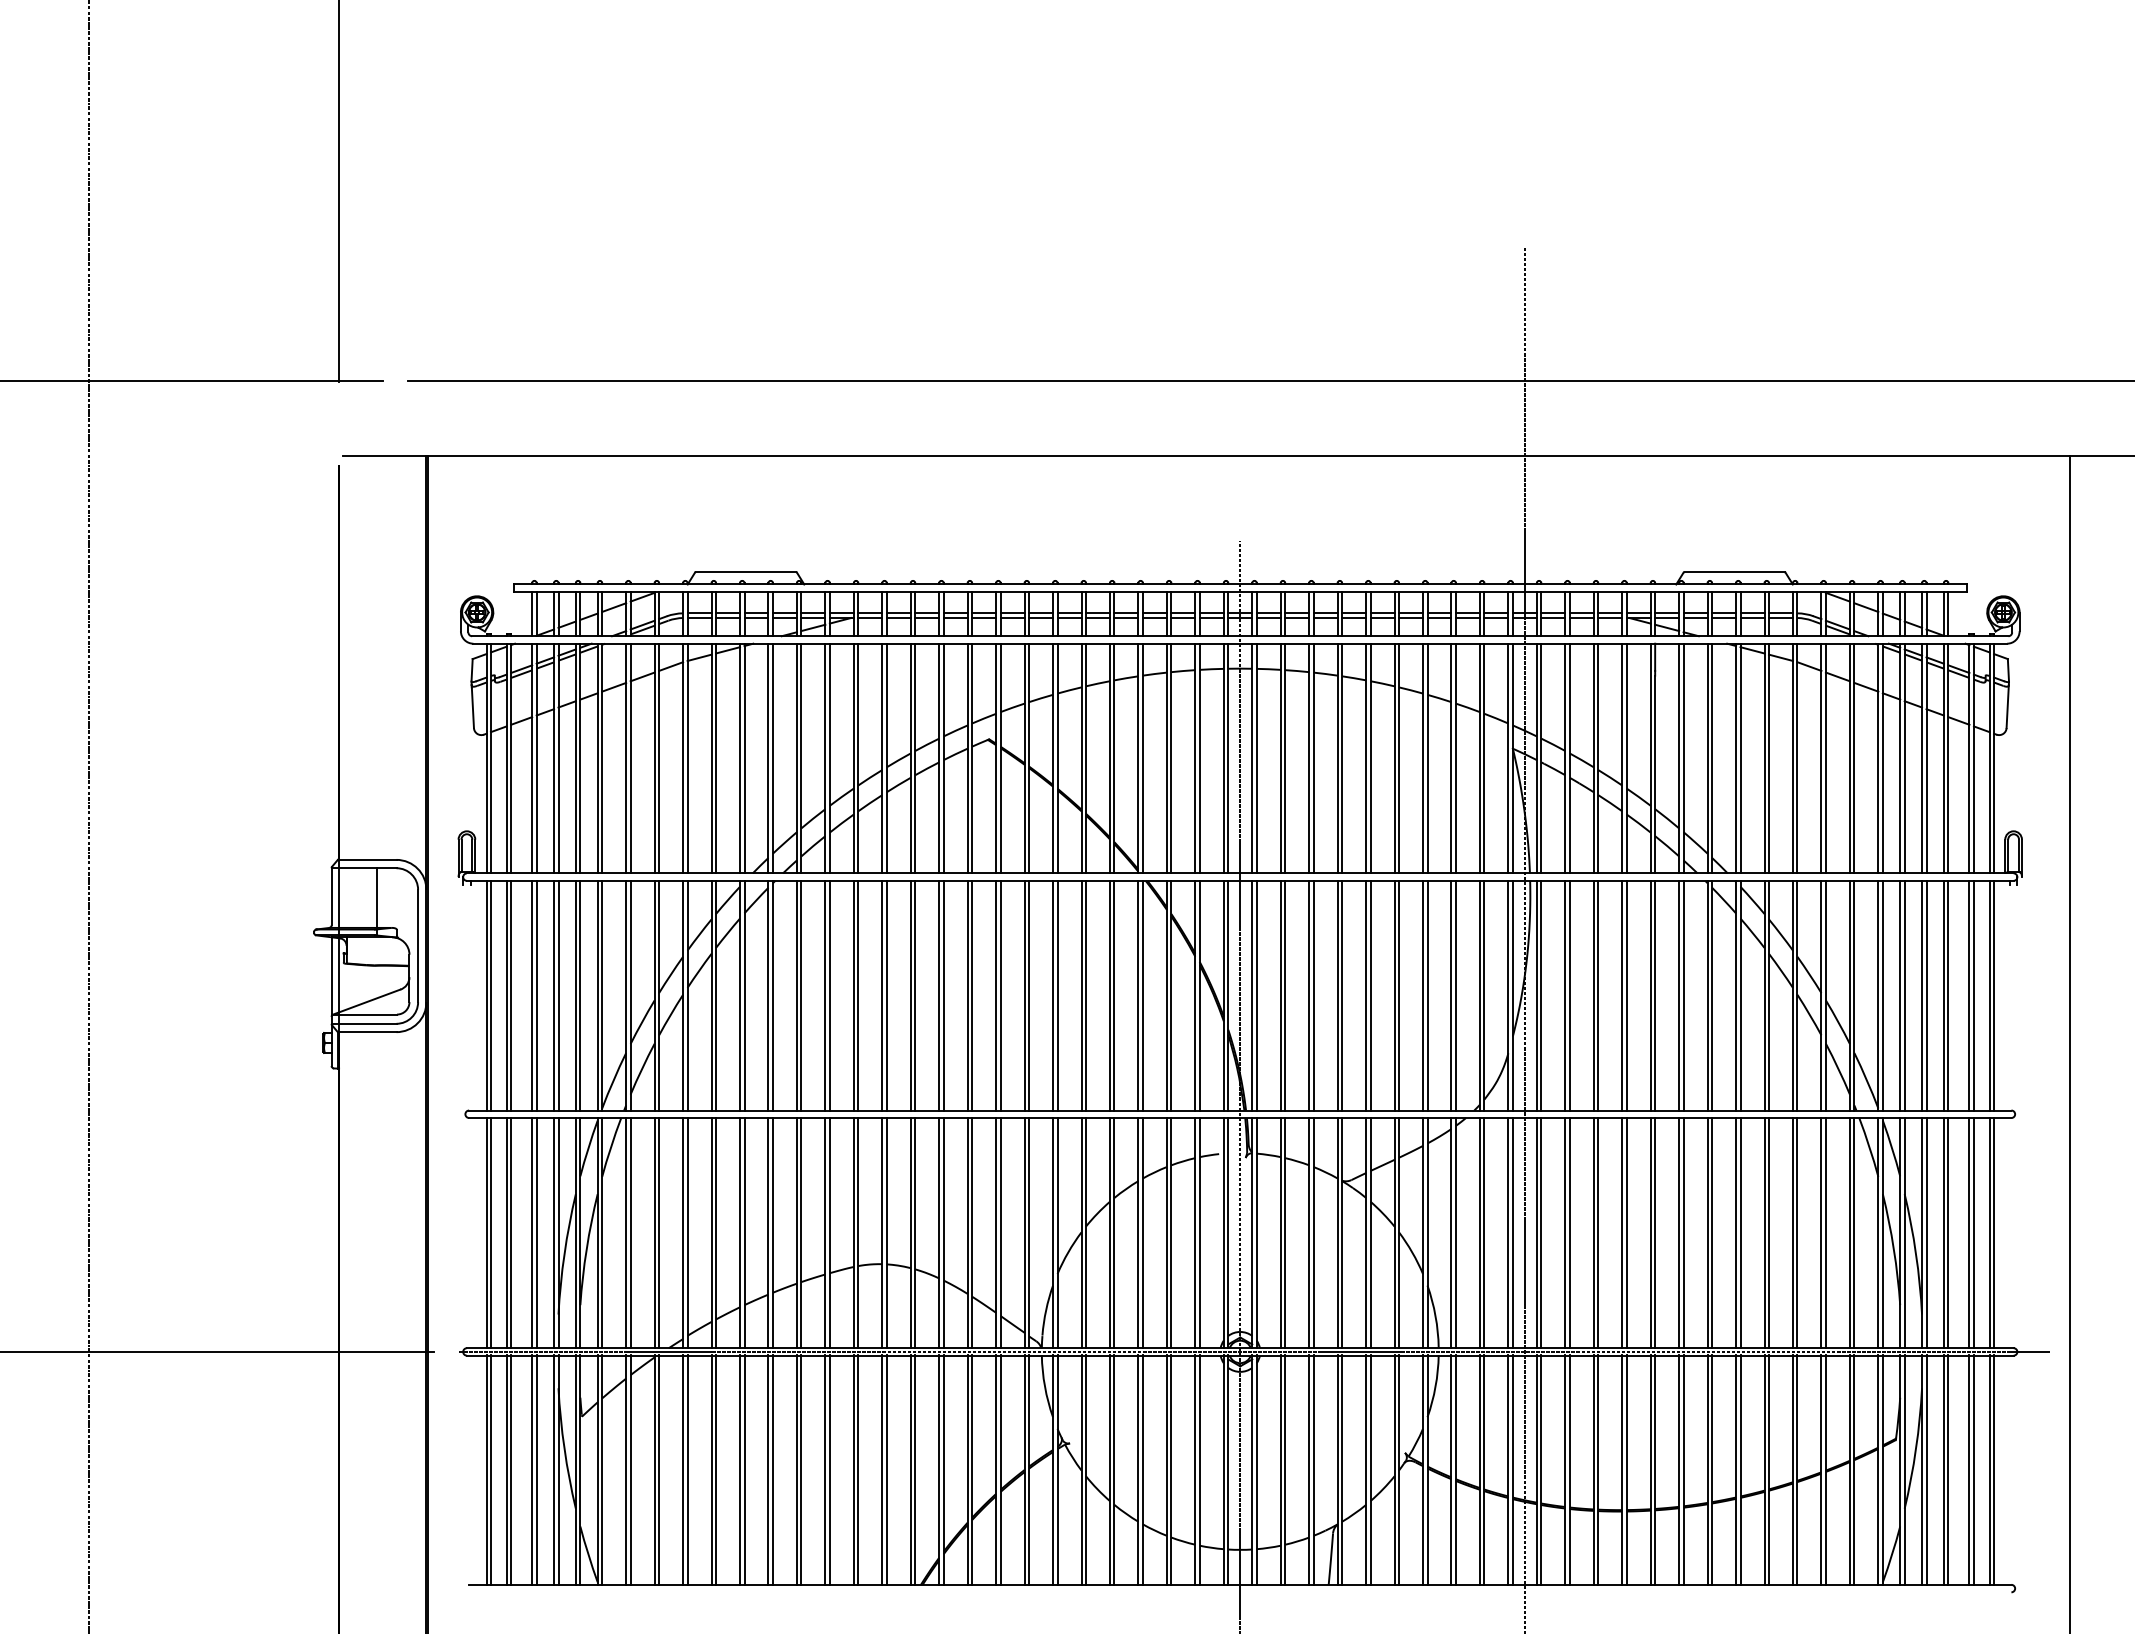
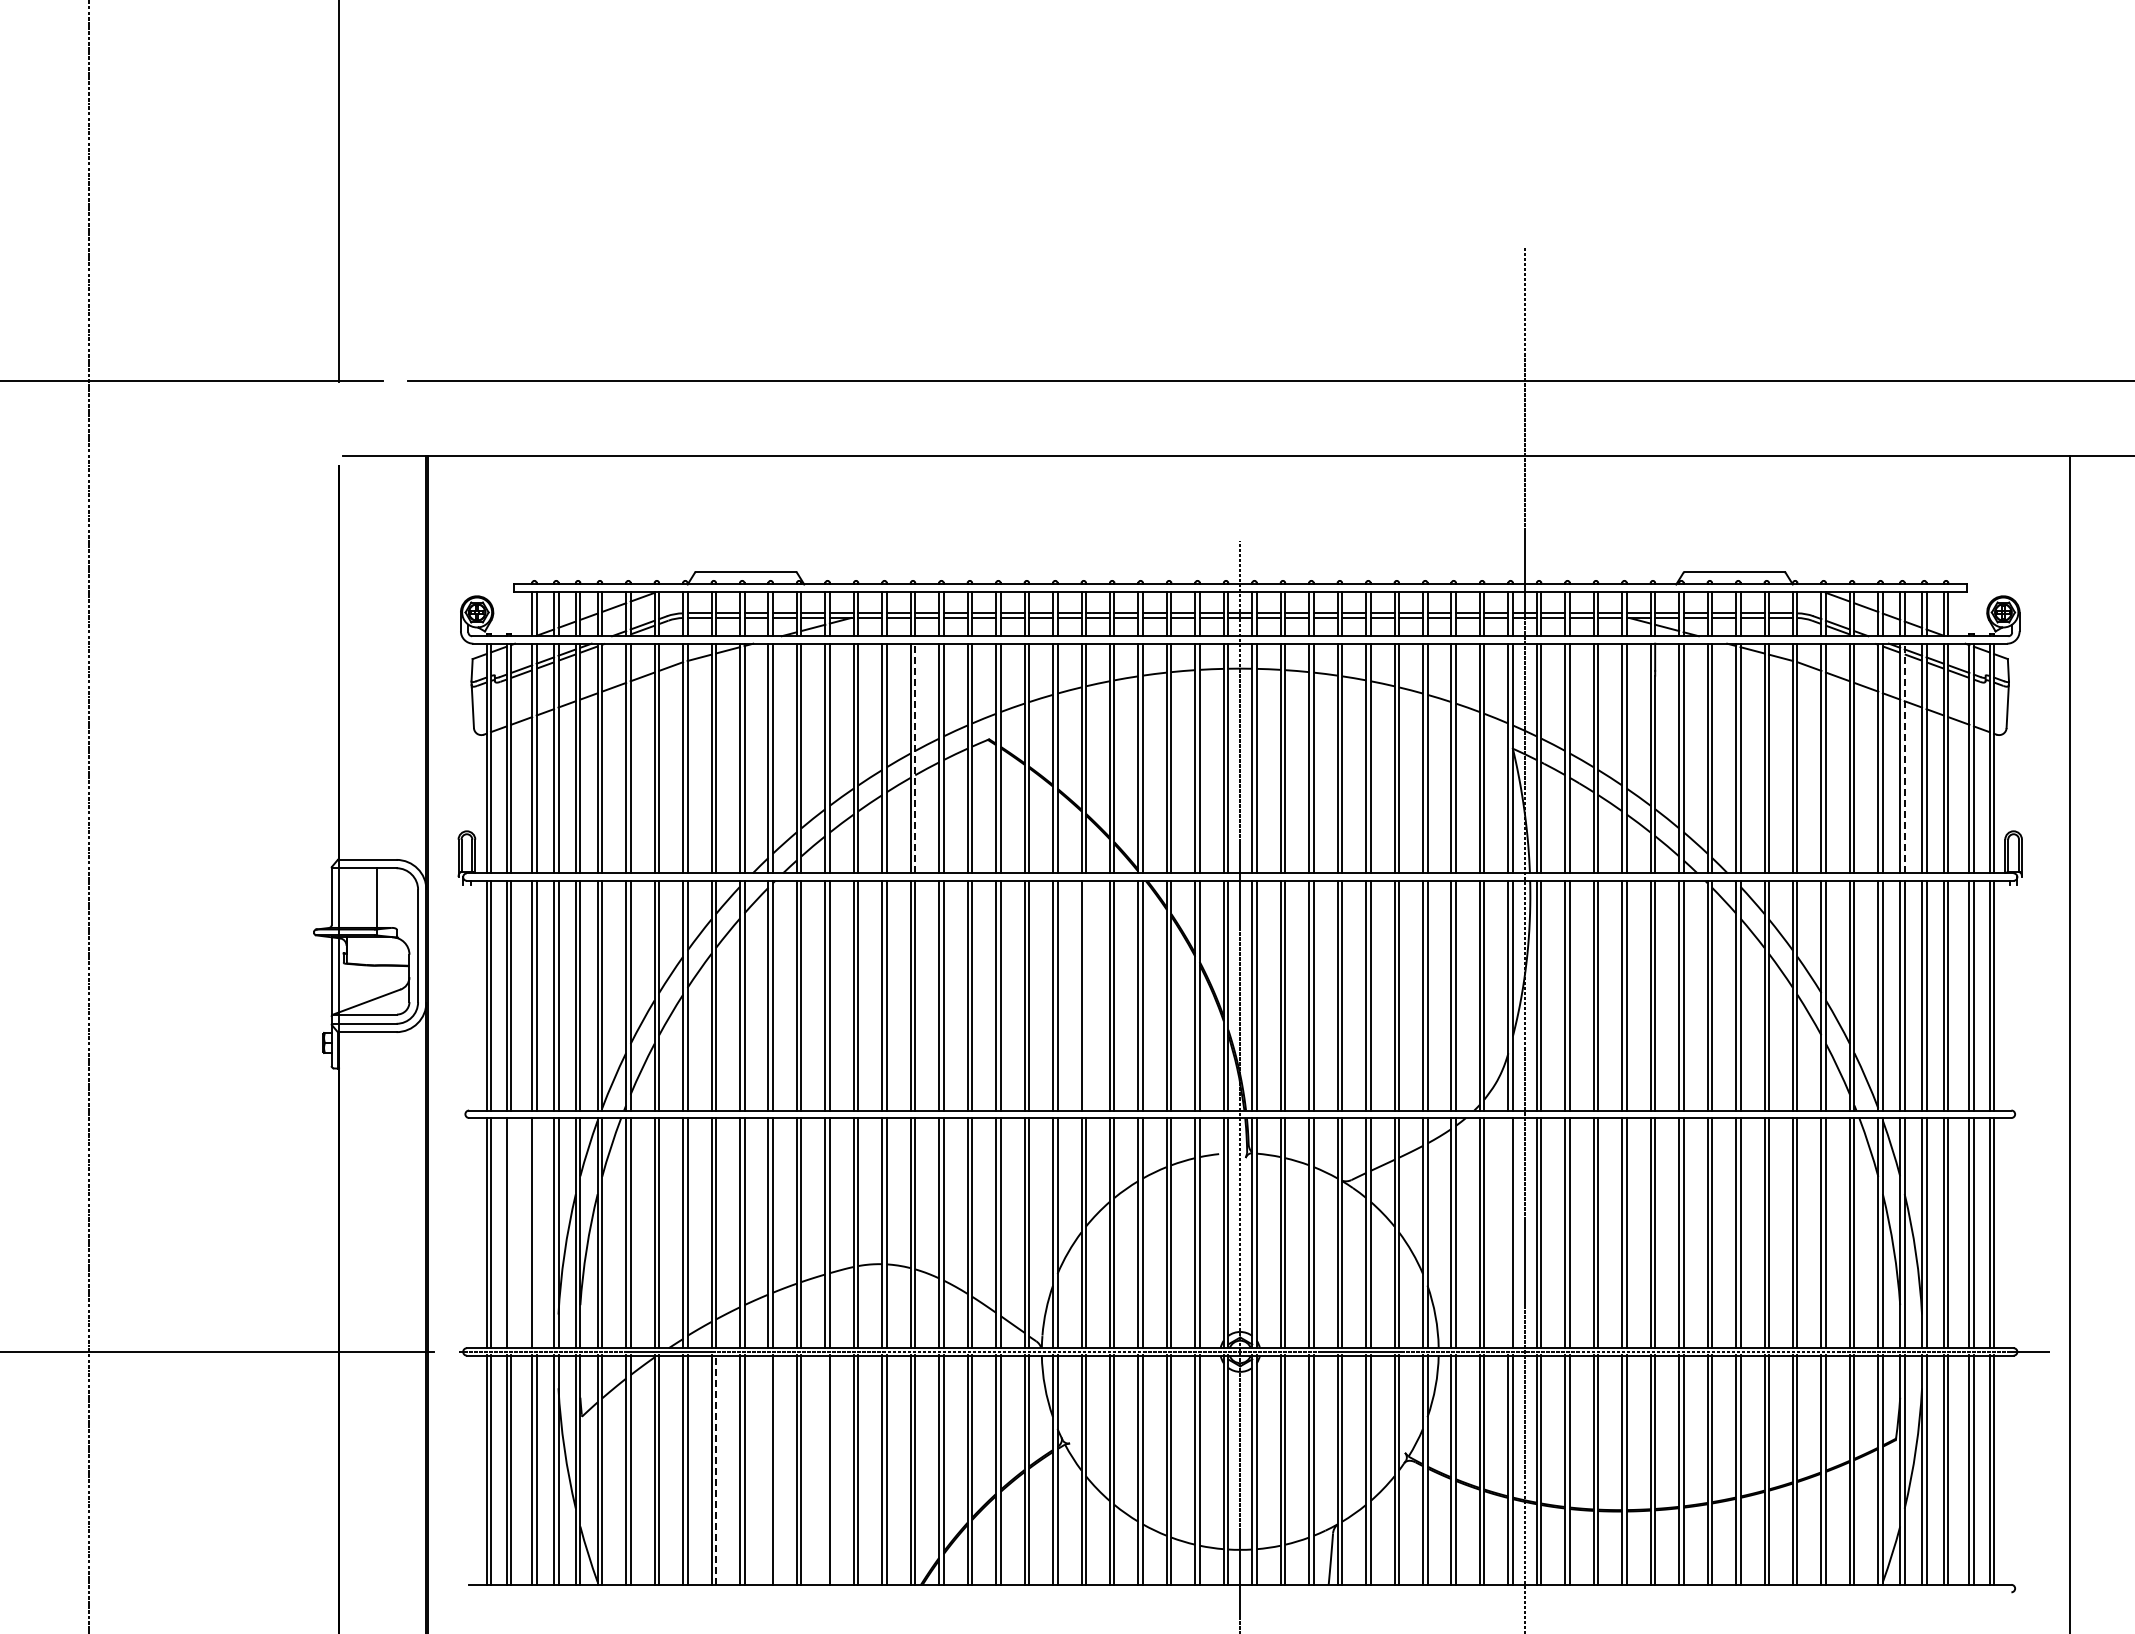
line: solid -> dashed (915, 758)
line: solid -> dashed (1904, 758)
line: present -> none (1086, 995)
line: present -> none (511, 1232)
line: present -> none (536, 1232)
line: present -> none (1508, 1232)
line: present -> none (768, 1469)
line: present -> none (825, 1469)
line: solid -> dashed (716, 1470)
